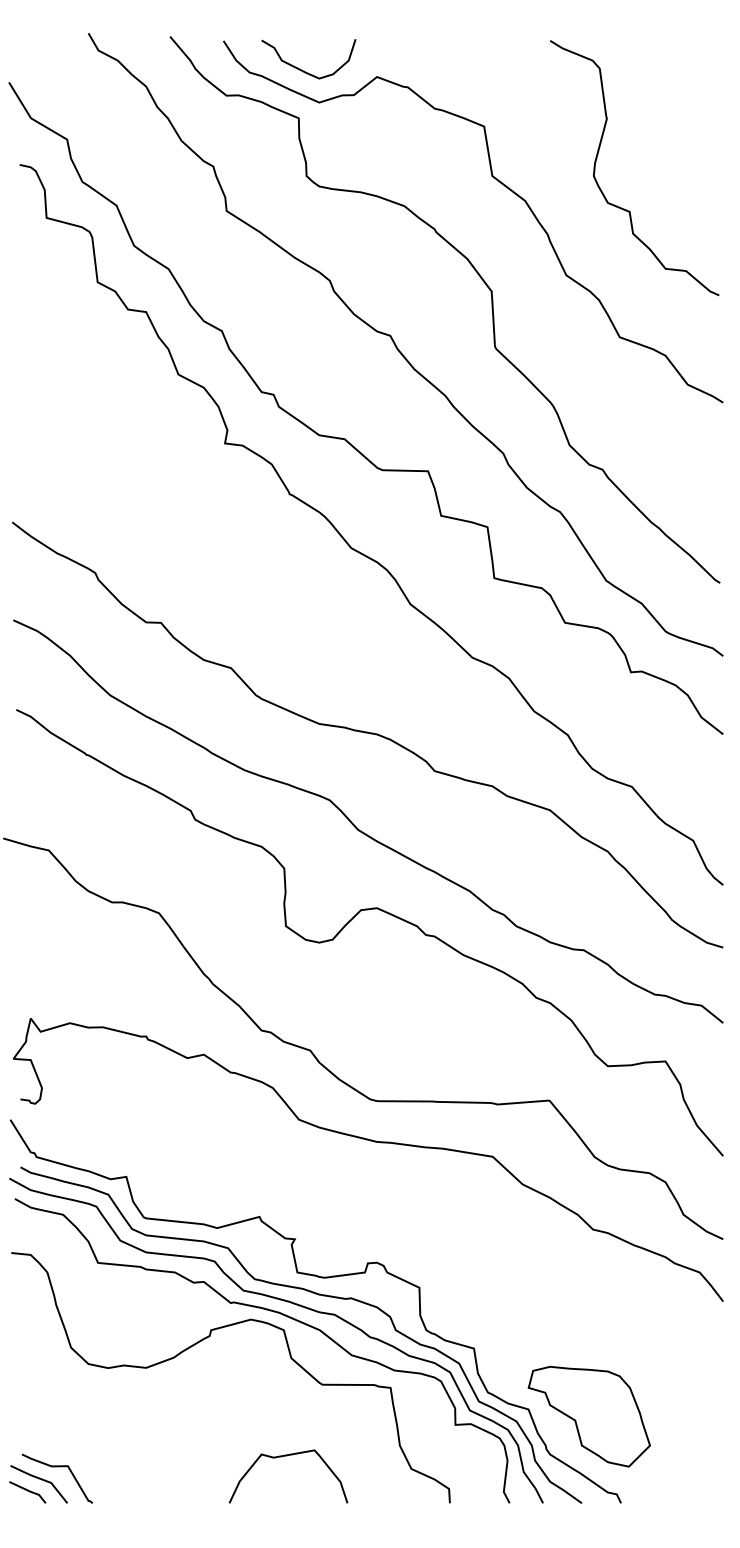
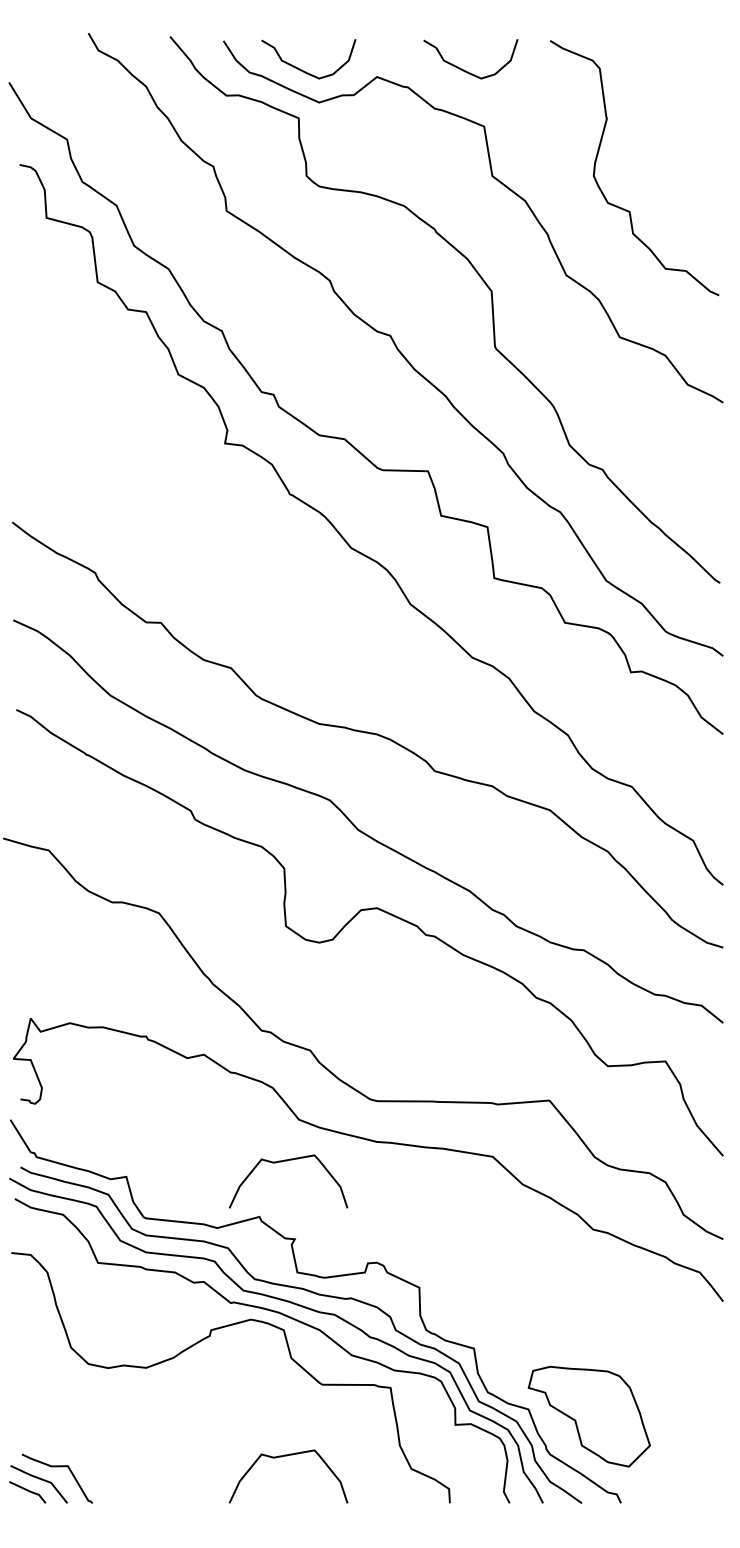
curve: none -> present (464, 69)
curve: none -> present (287, 1161)
